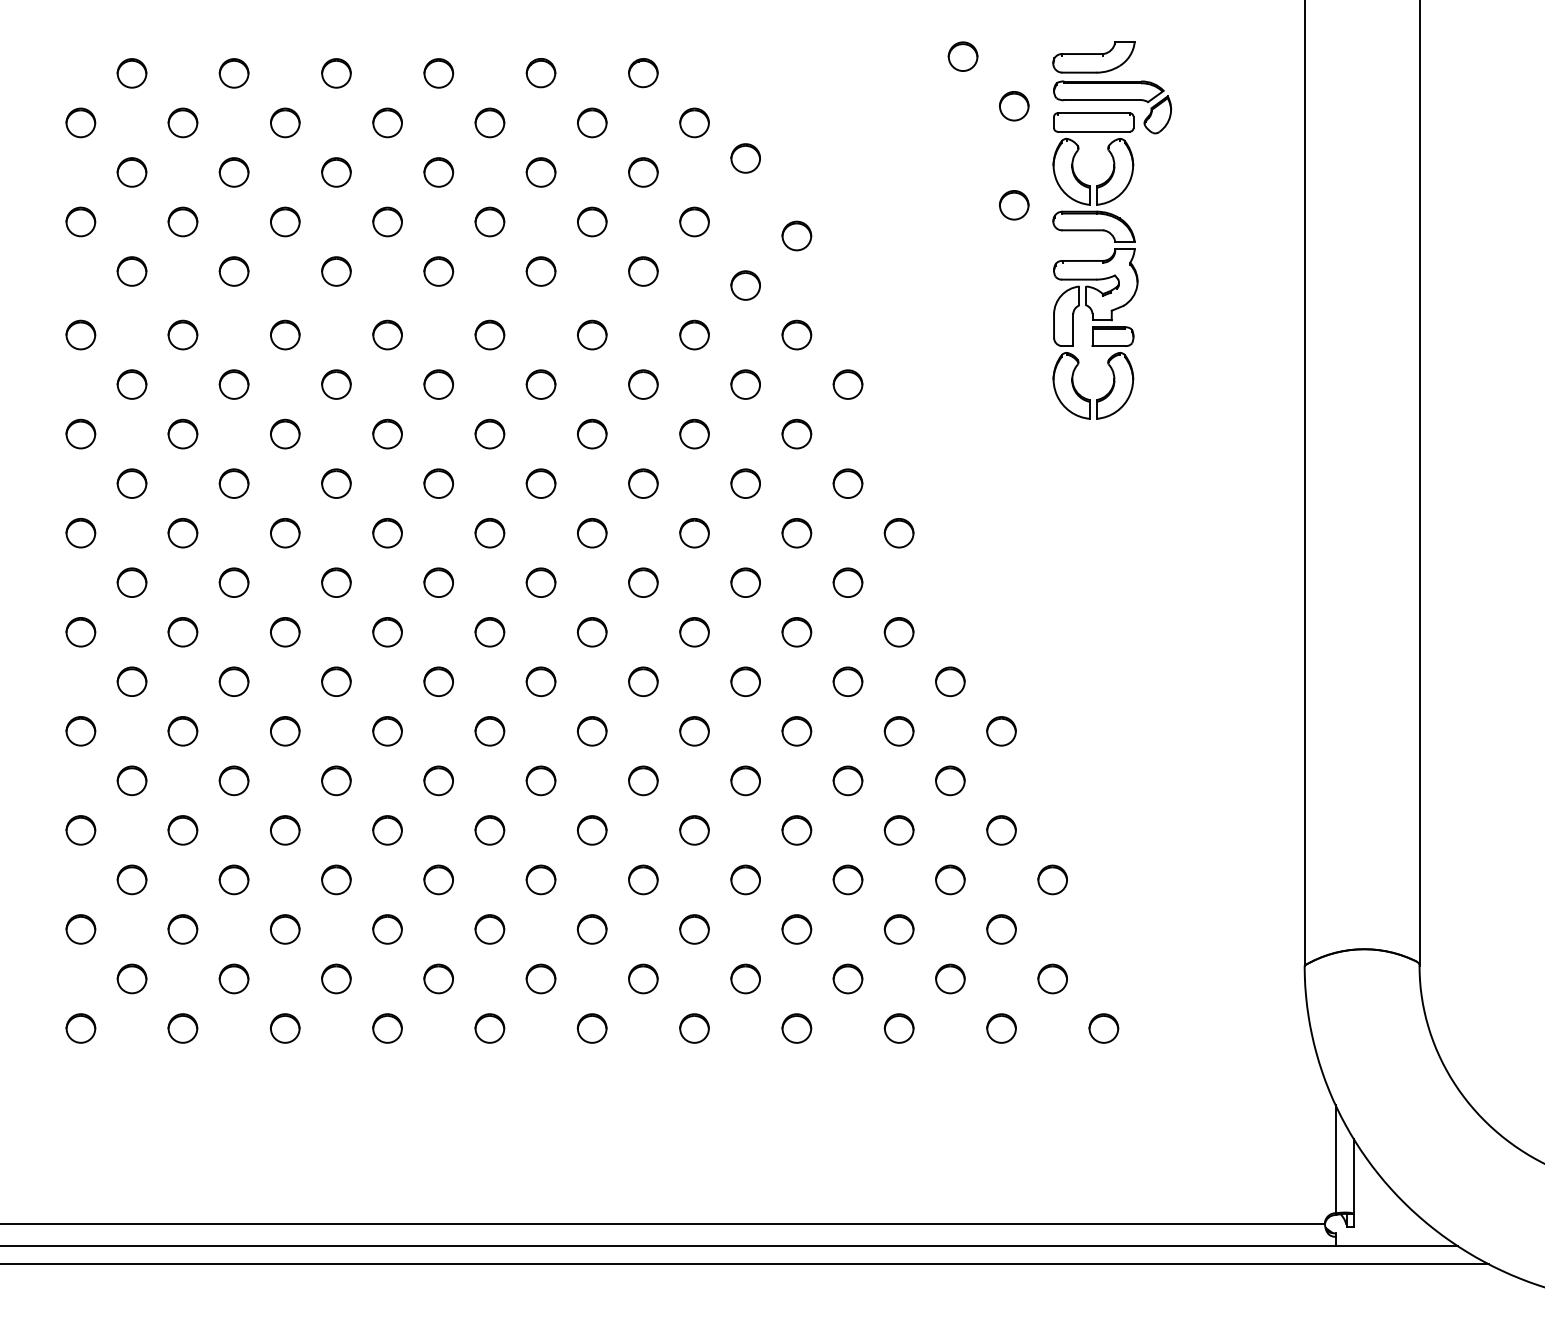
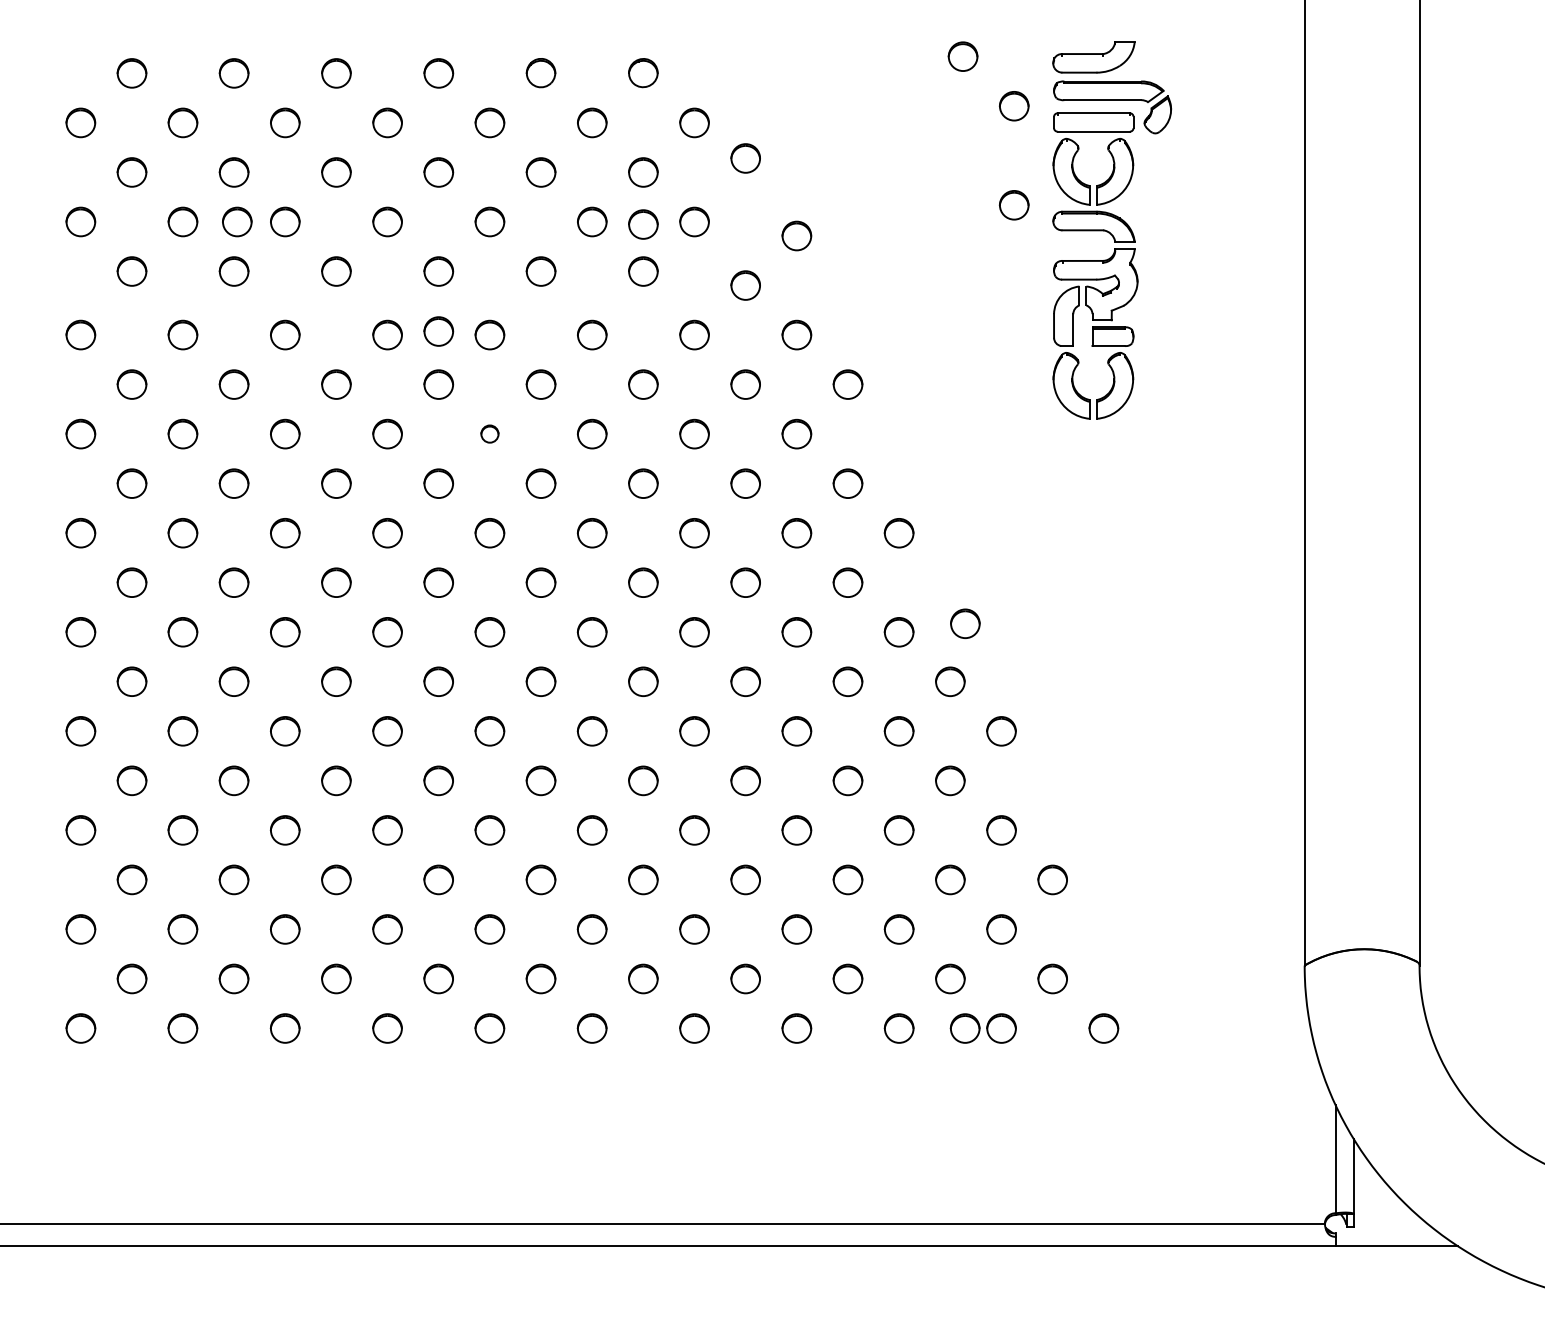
part: none -> present (237, 221)
circle: none -> present (643, 224)
part: none -> present (438, 331)
part size: 32x32 px -> 20x20 px (489, 433)
part: none -> present (965, 623)
part: none -> present (964, 1028)
line: present -> none (745, 1264)
